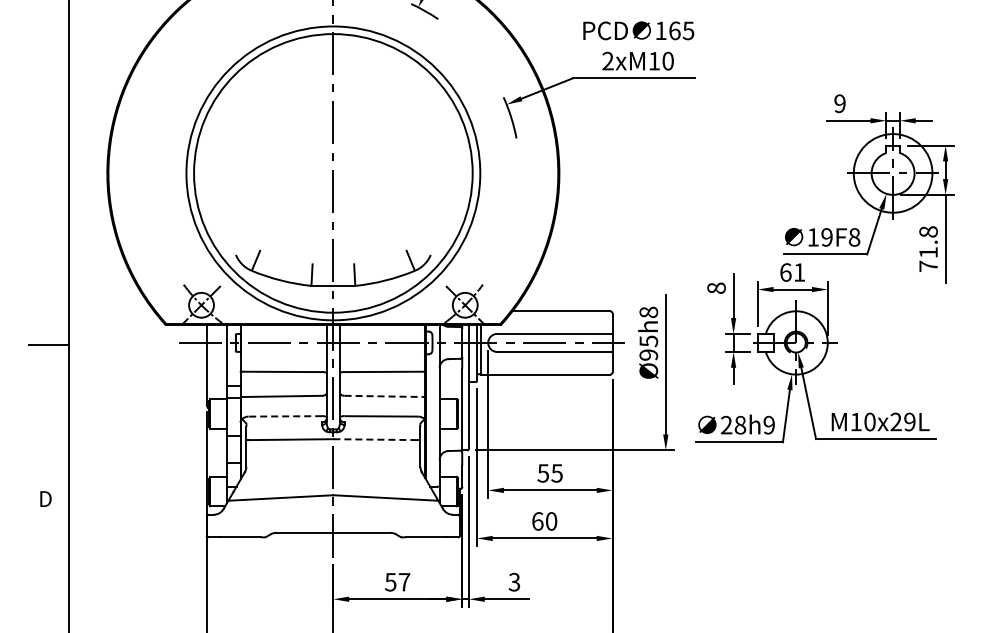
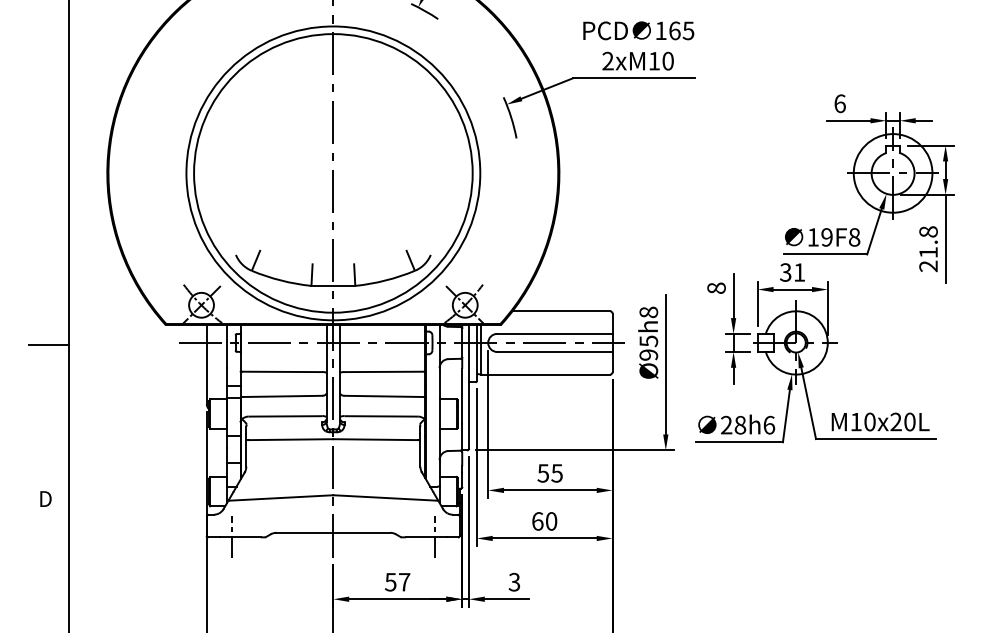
text: 9 -> 6 (839, 103)
text: 71.8 -> 21.8 (928, 266)
text: 61 -> 31 (785, 272)
line: dashed -> solid (385, 396)
line: dashed -> solid (285, 416)
text: M10x29L -> M10x20L (909, 421)
text: 28h9 -> 28h6 (769, 424)
line: dashed -> solid (376, 439)
line: none -> present (231, 536)
line: none -> present (435, 536)
